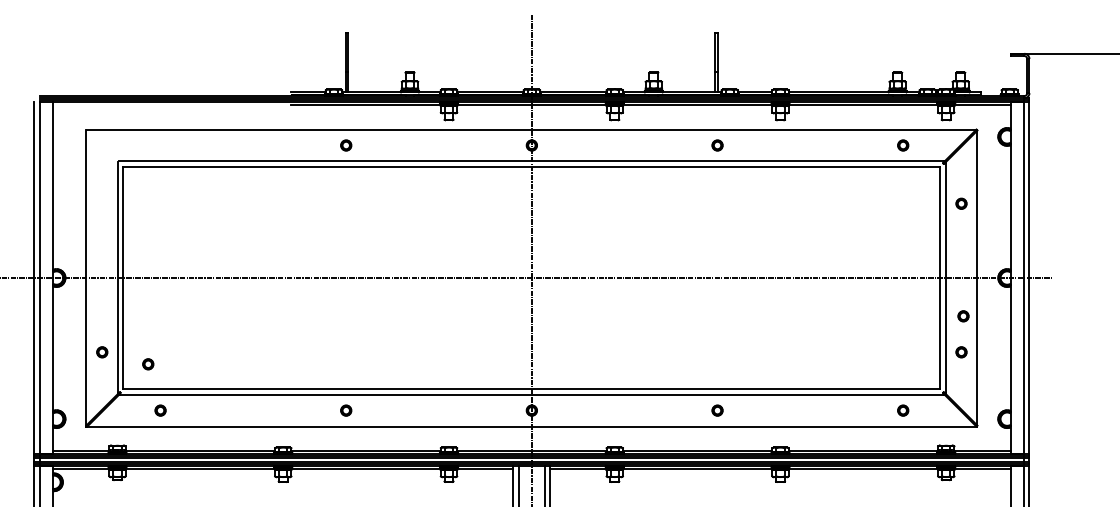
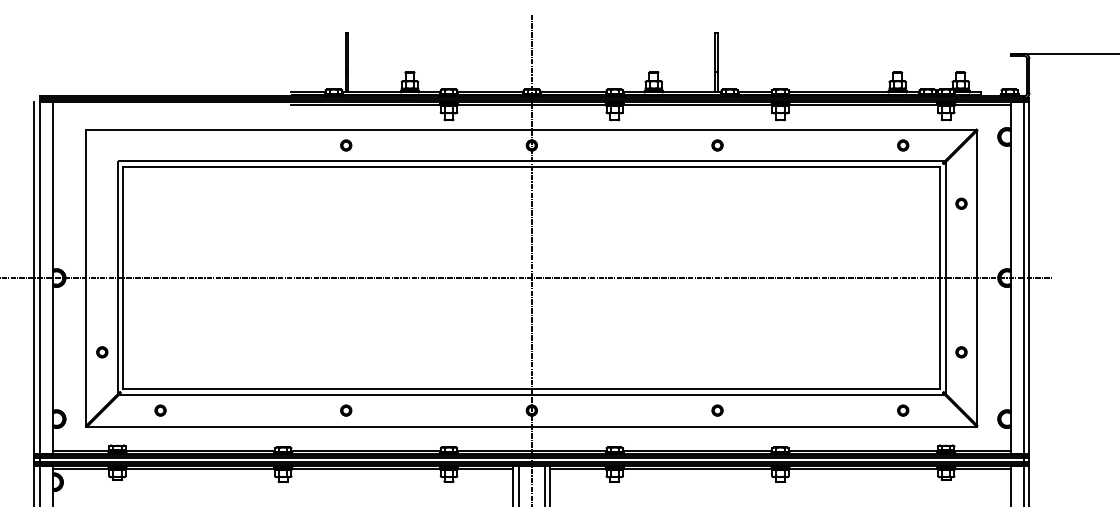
part: present -> none (963, 316)
part: present -> none (148, 364)
